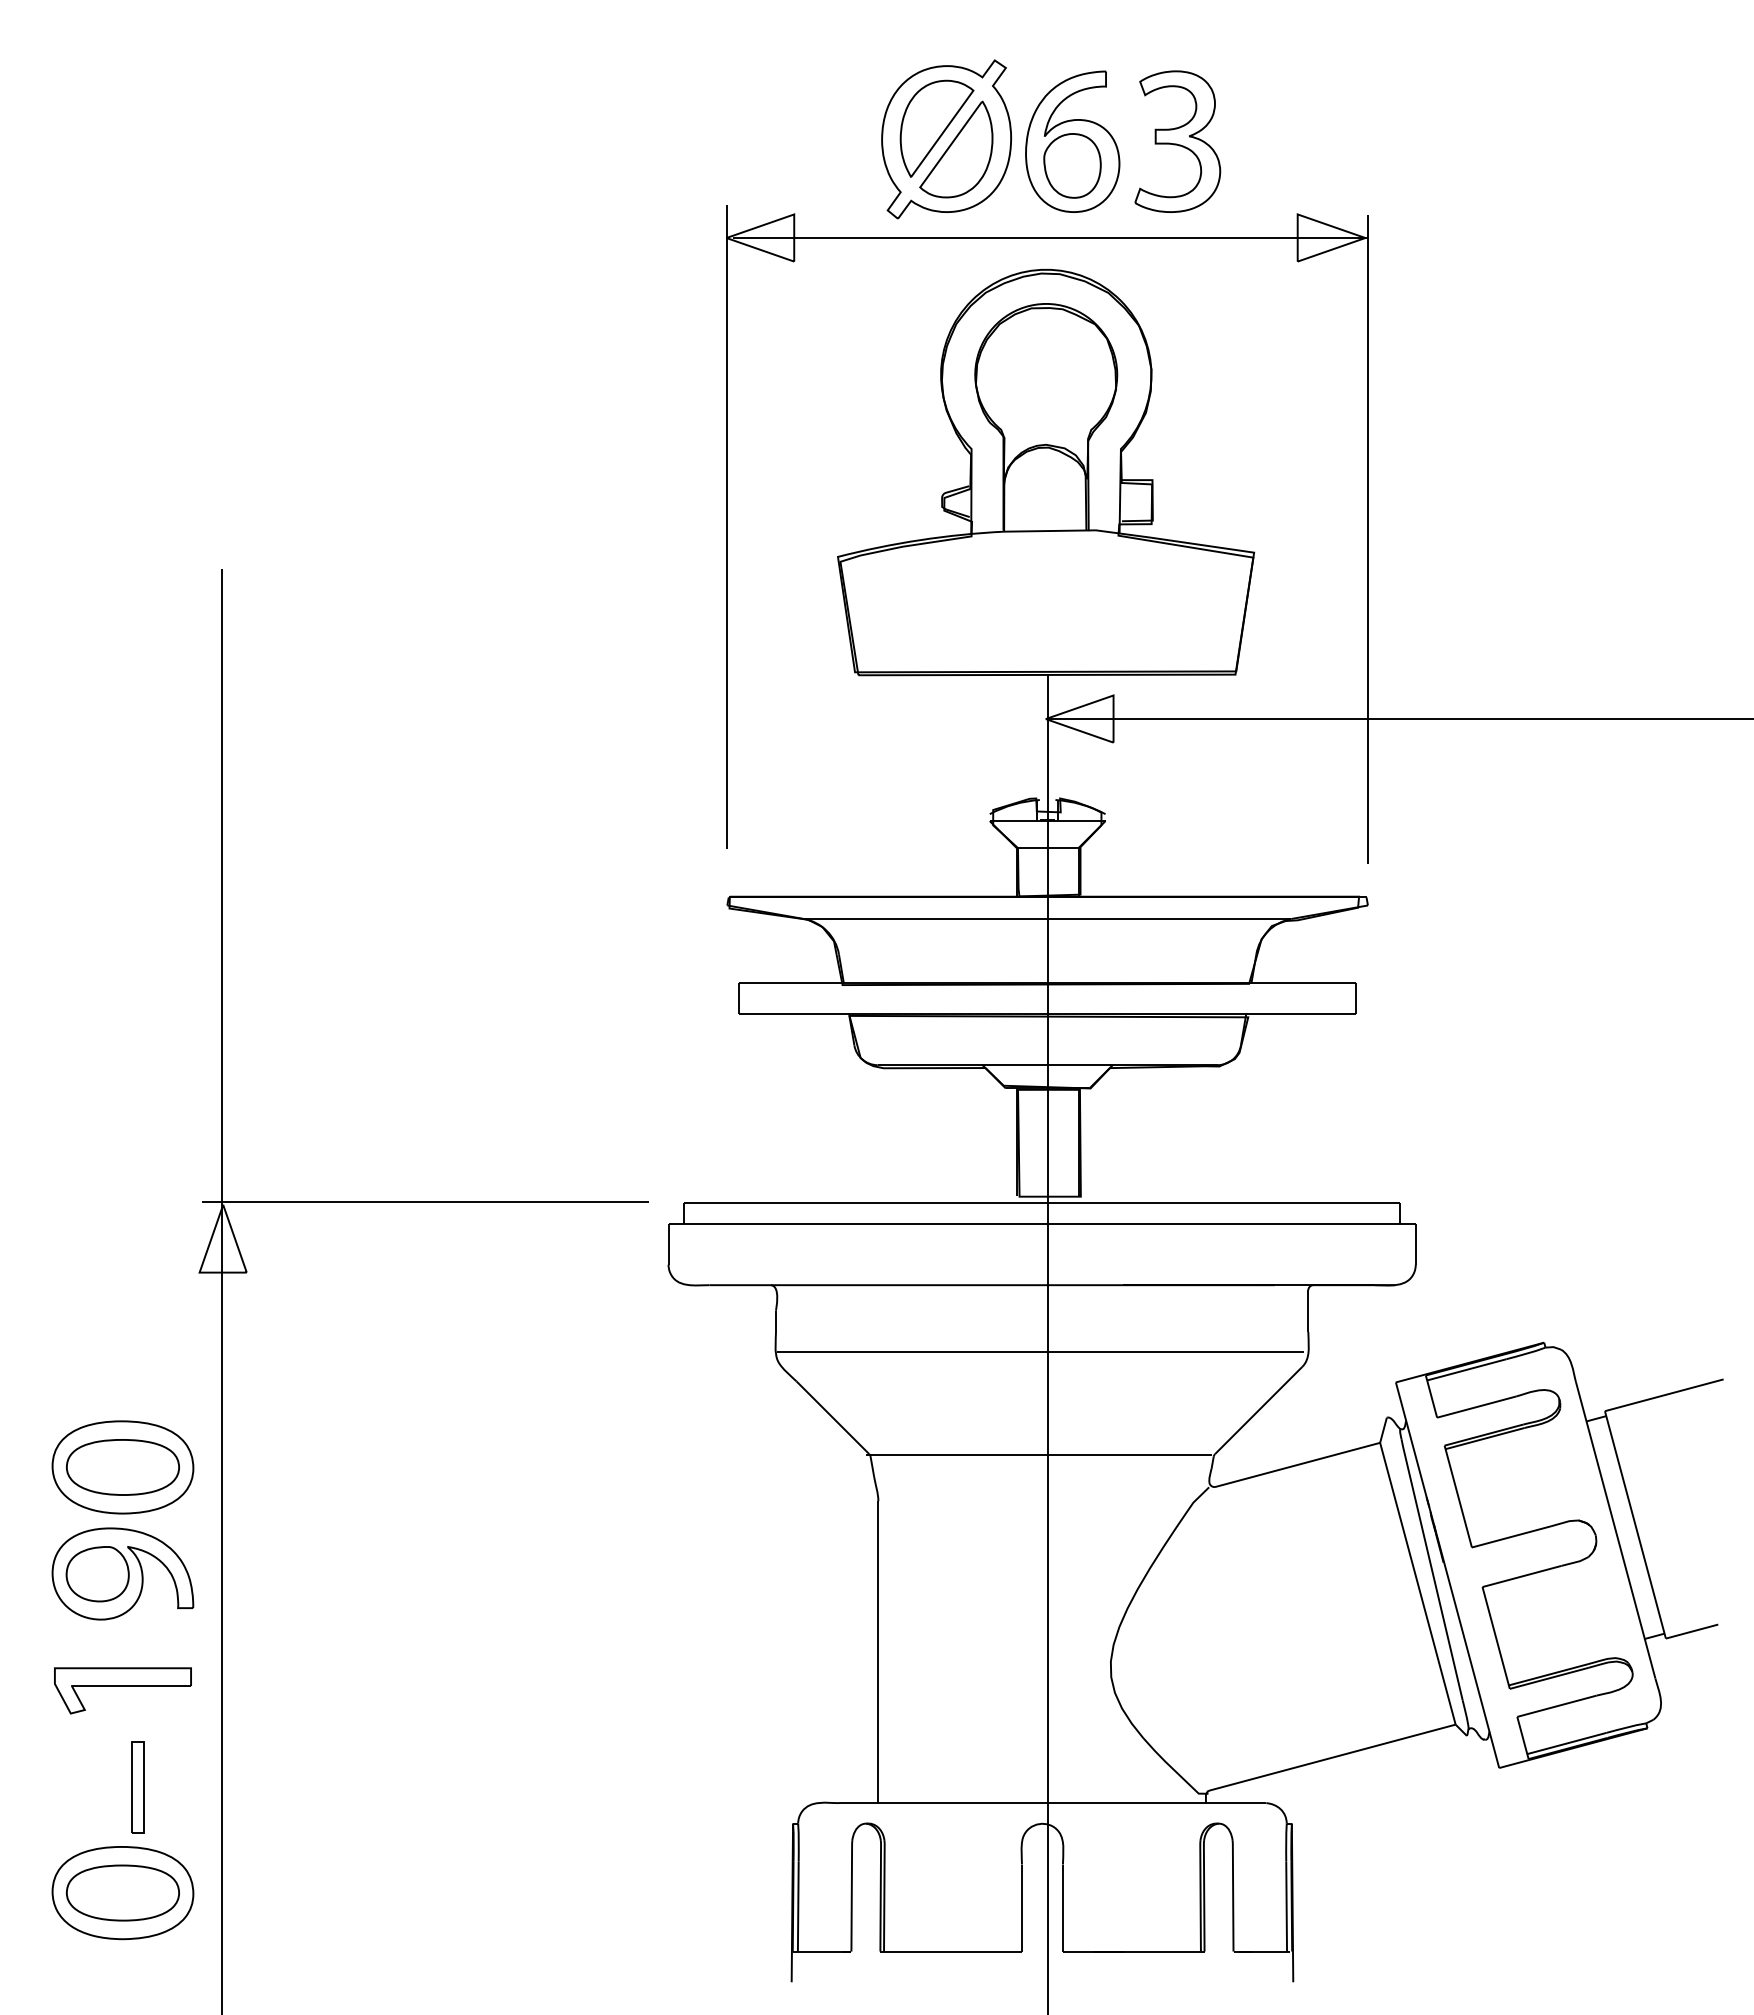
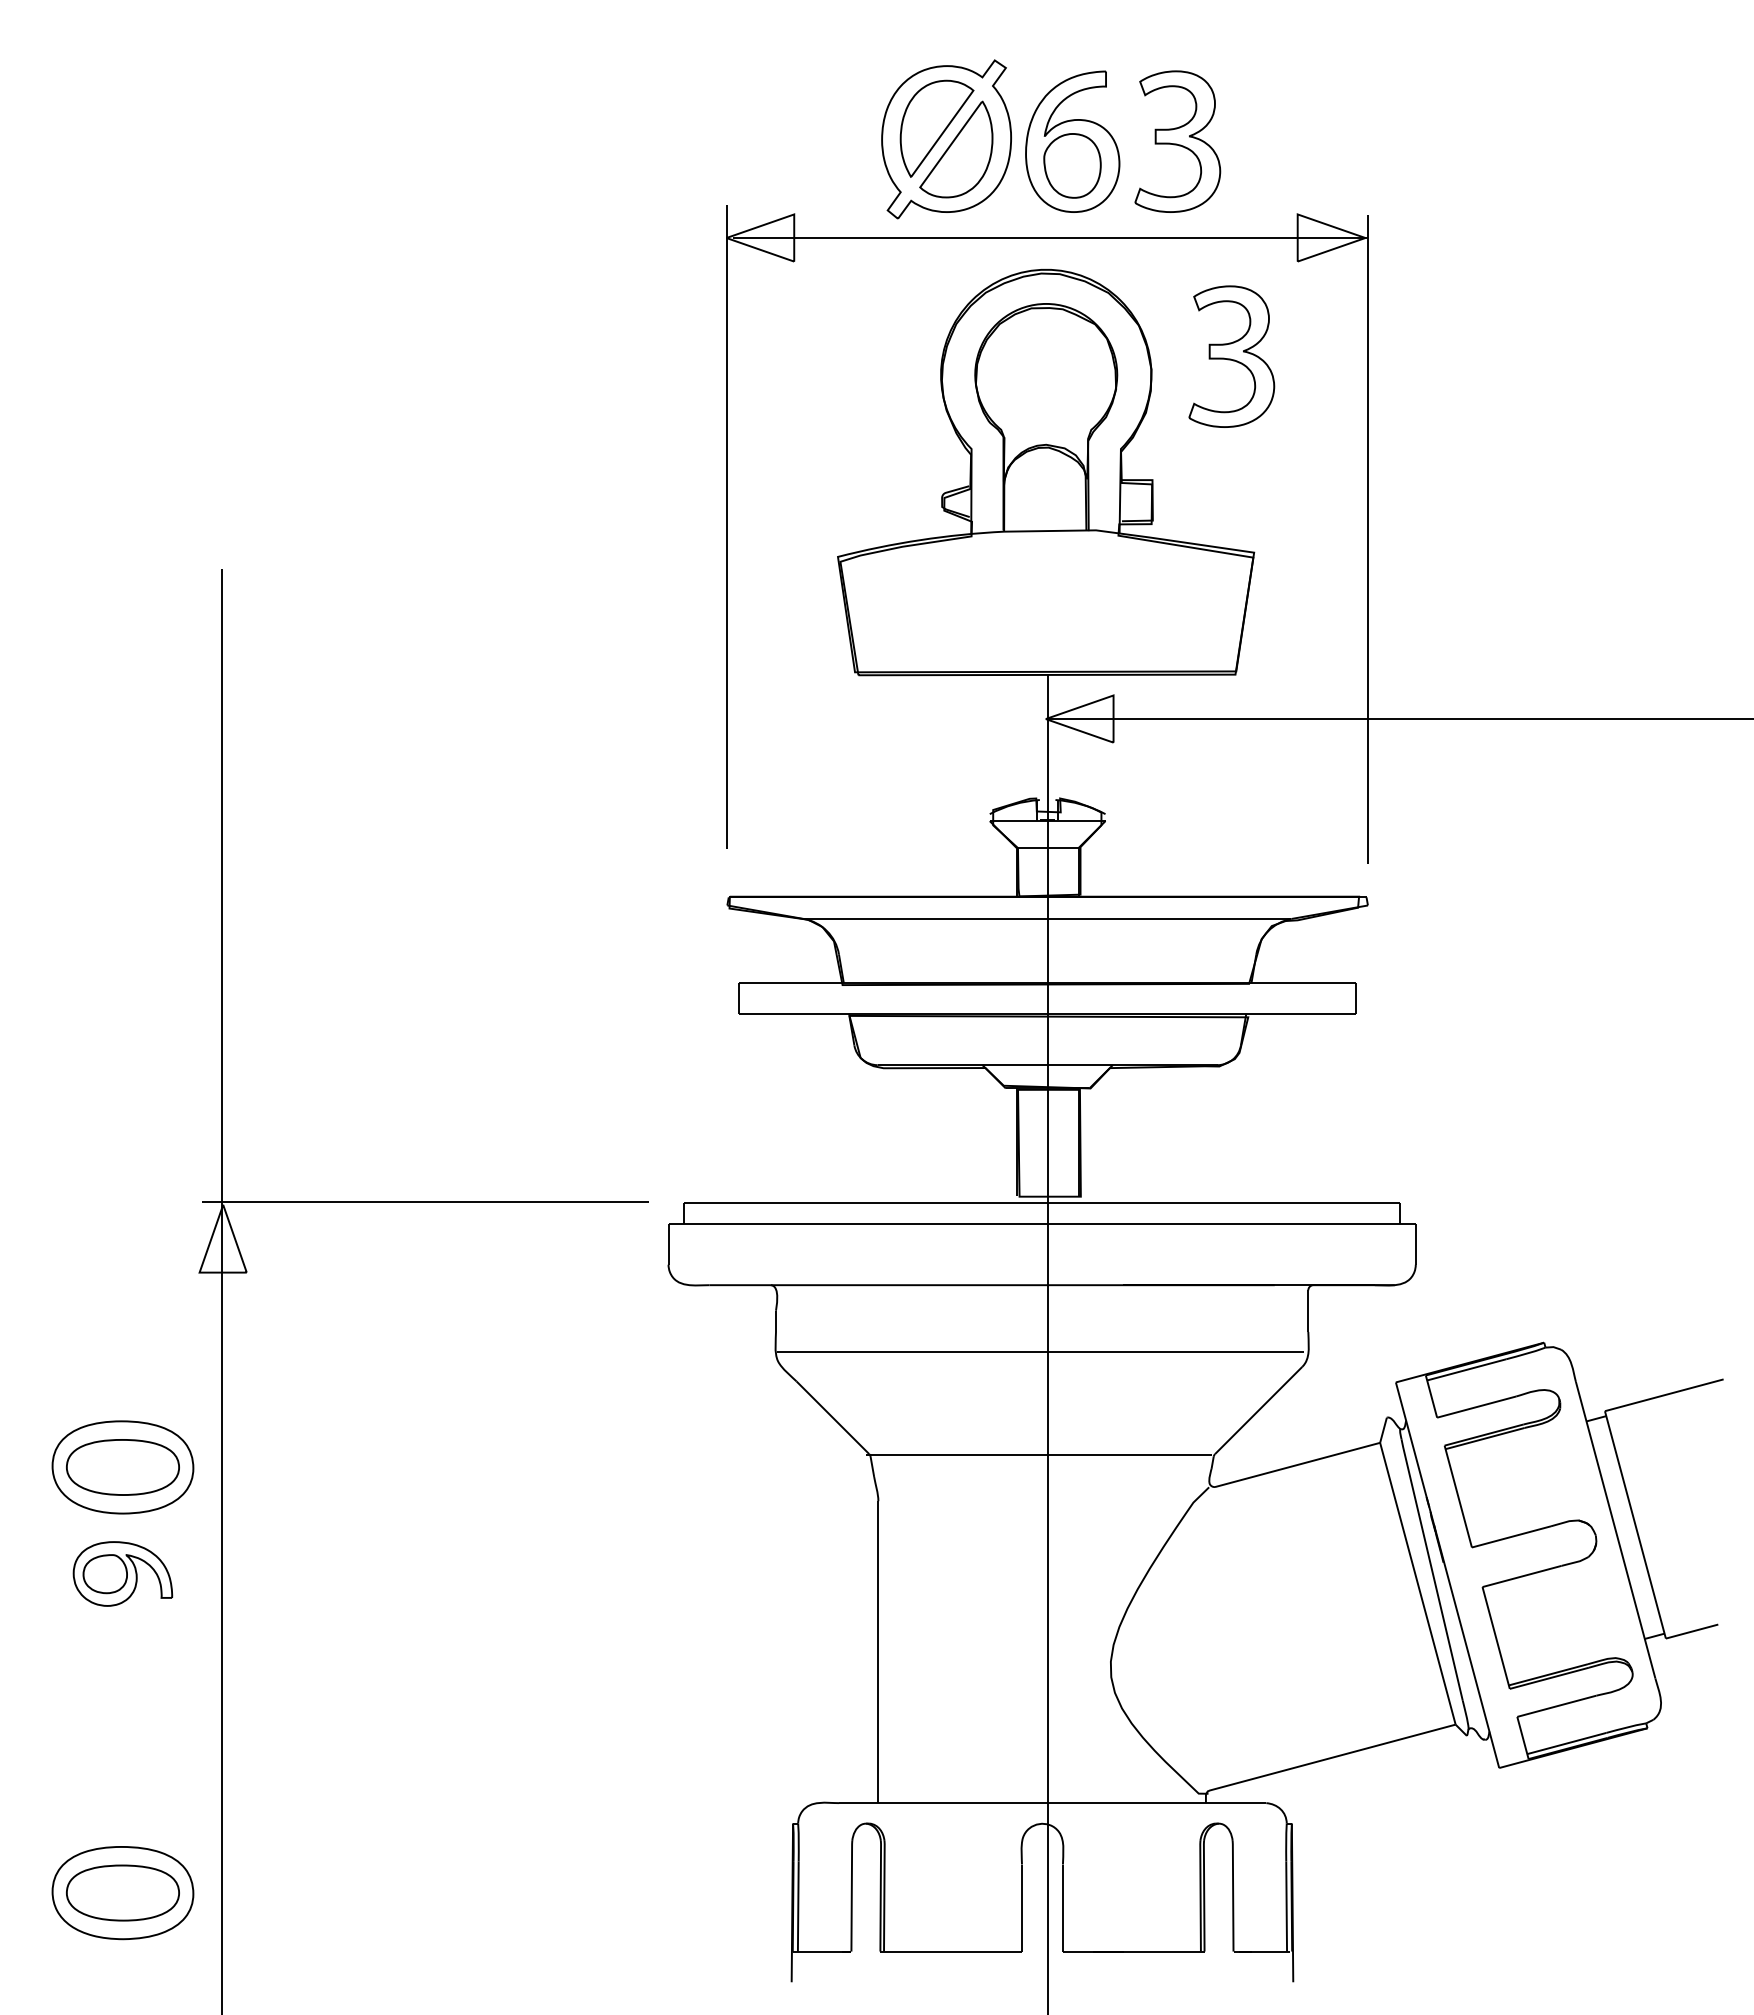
part: none -> present (1231, 356)
part size: 144x94 px -> 102x66 px (122, 1573)
part: present -> none (122, 1690)
part: present -> none (137, 1787)
